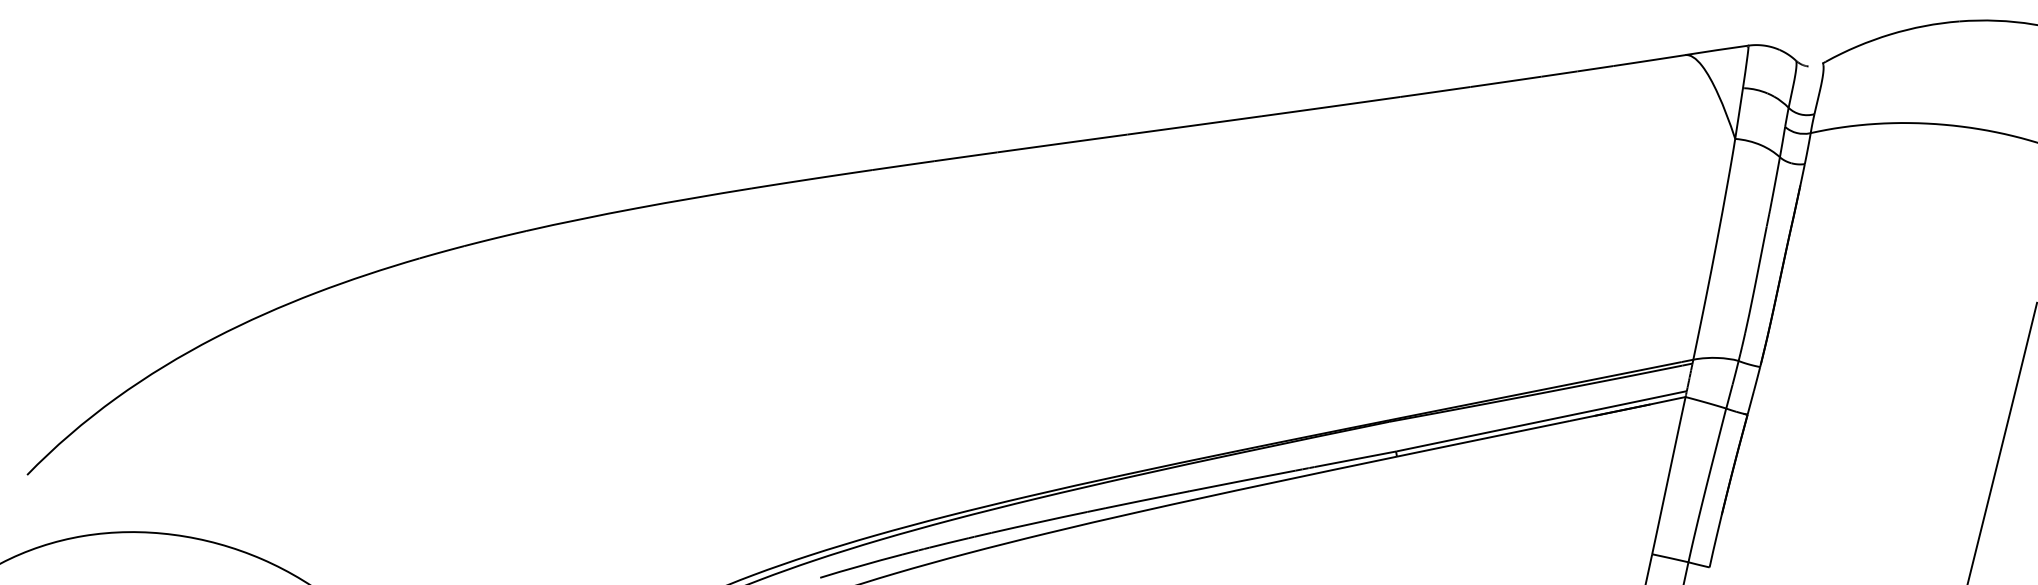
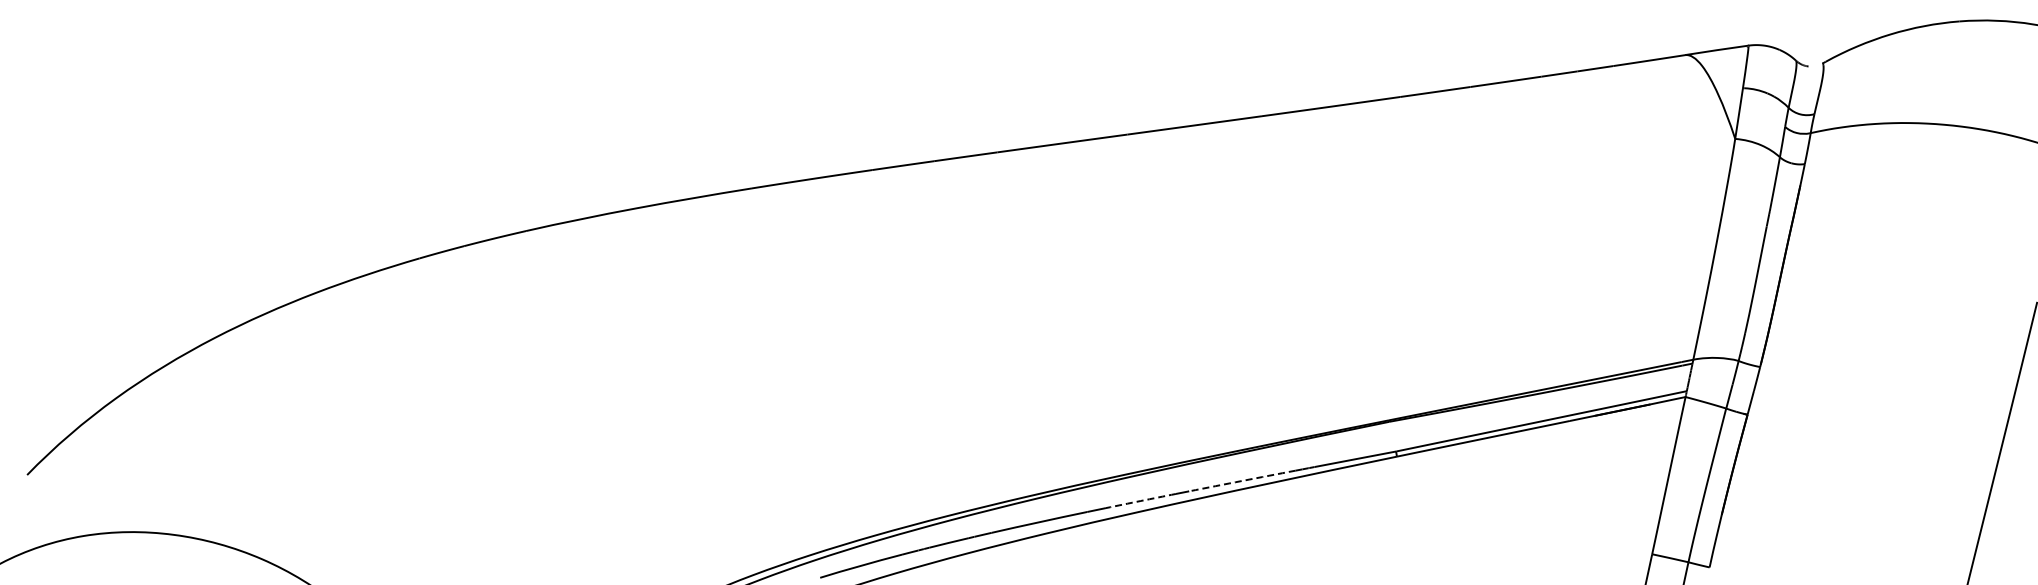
arc: solid -> dashed (1242, 480)
arc: solid -> dashed (1140, 500)
